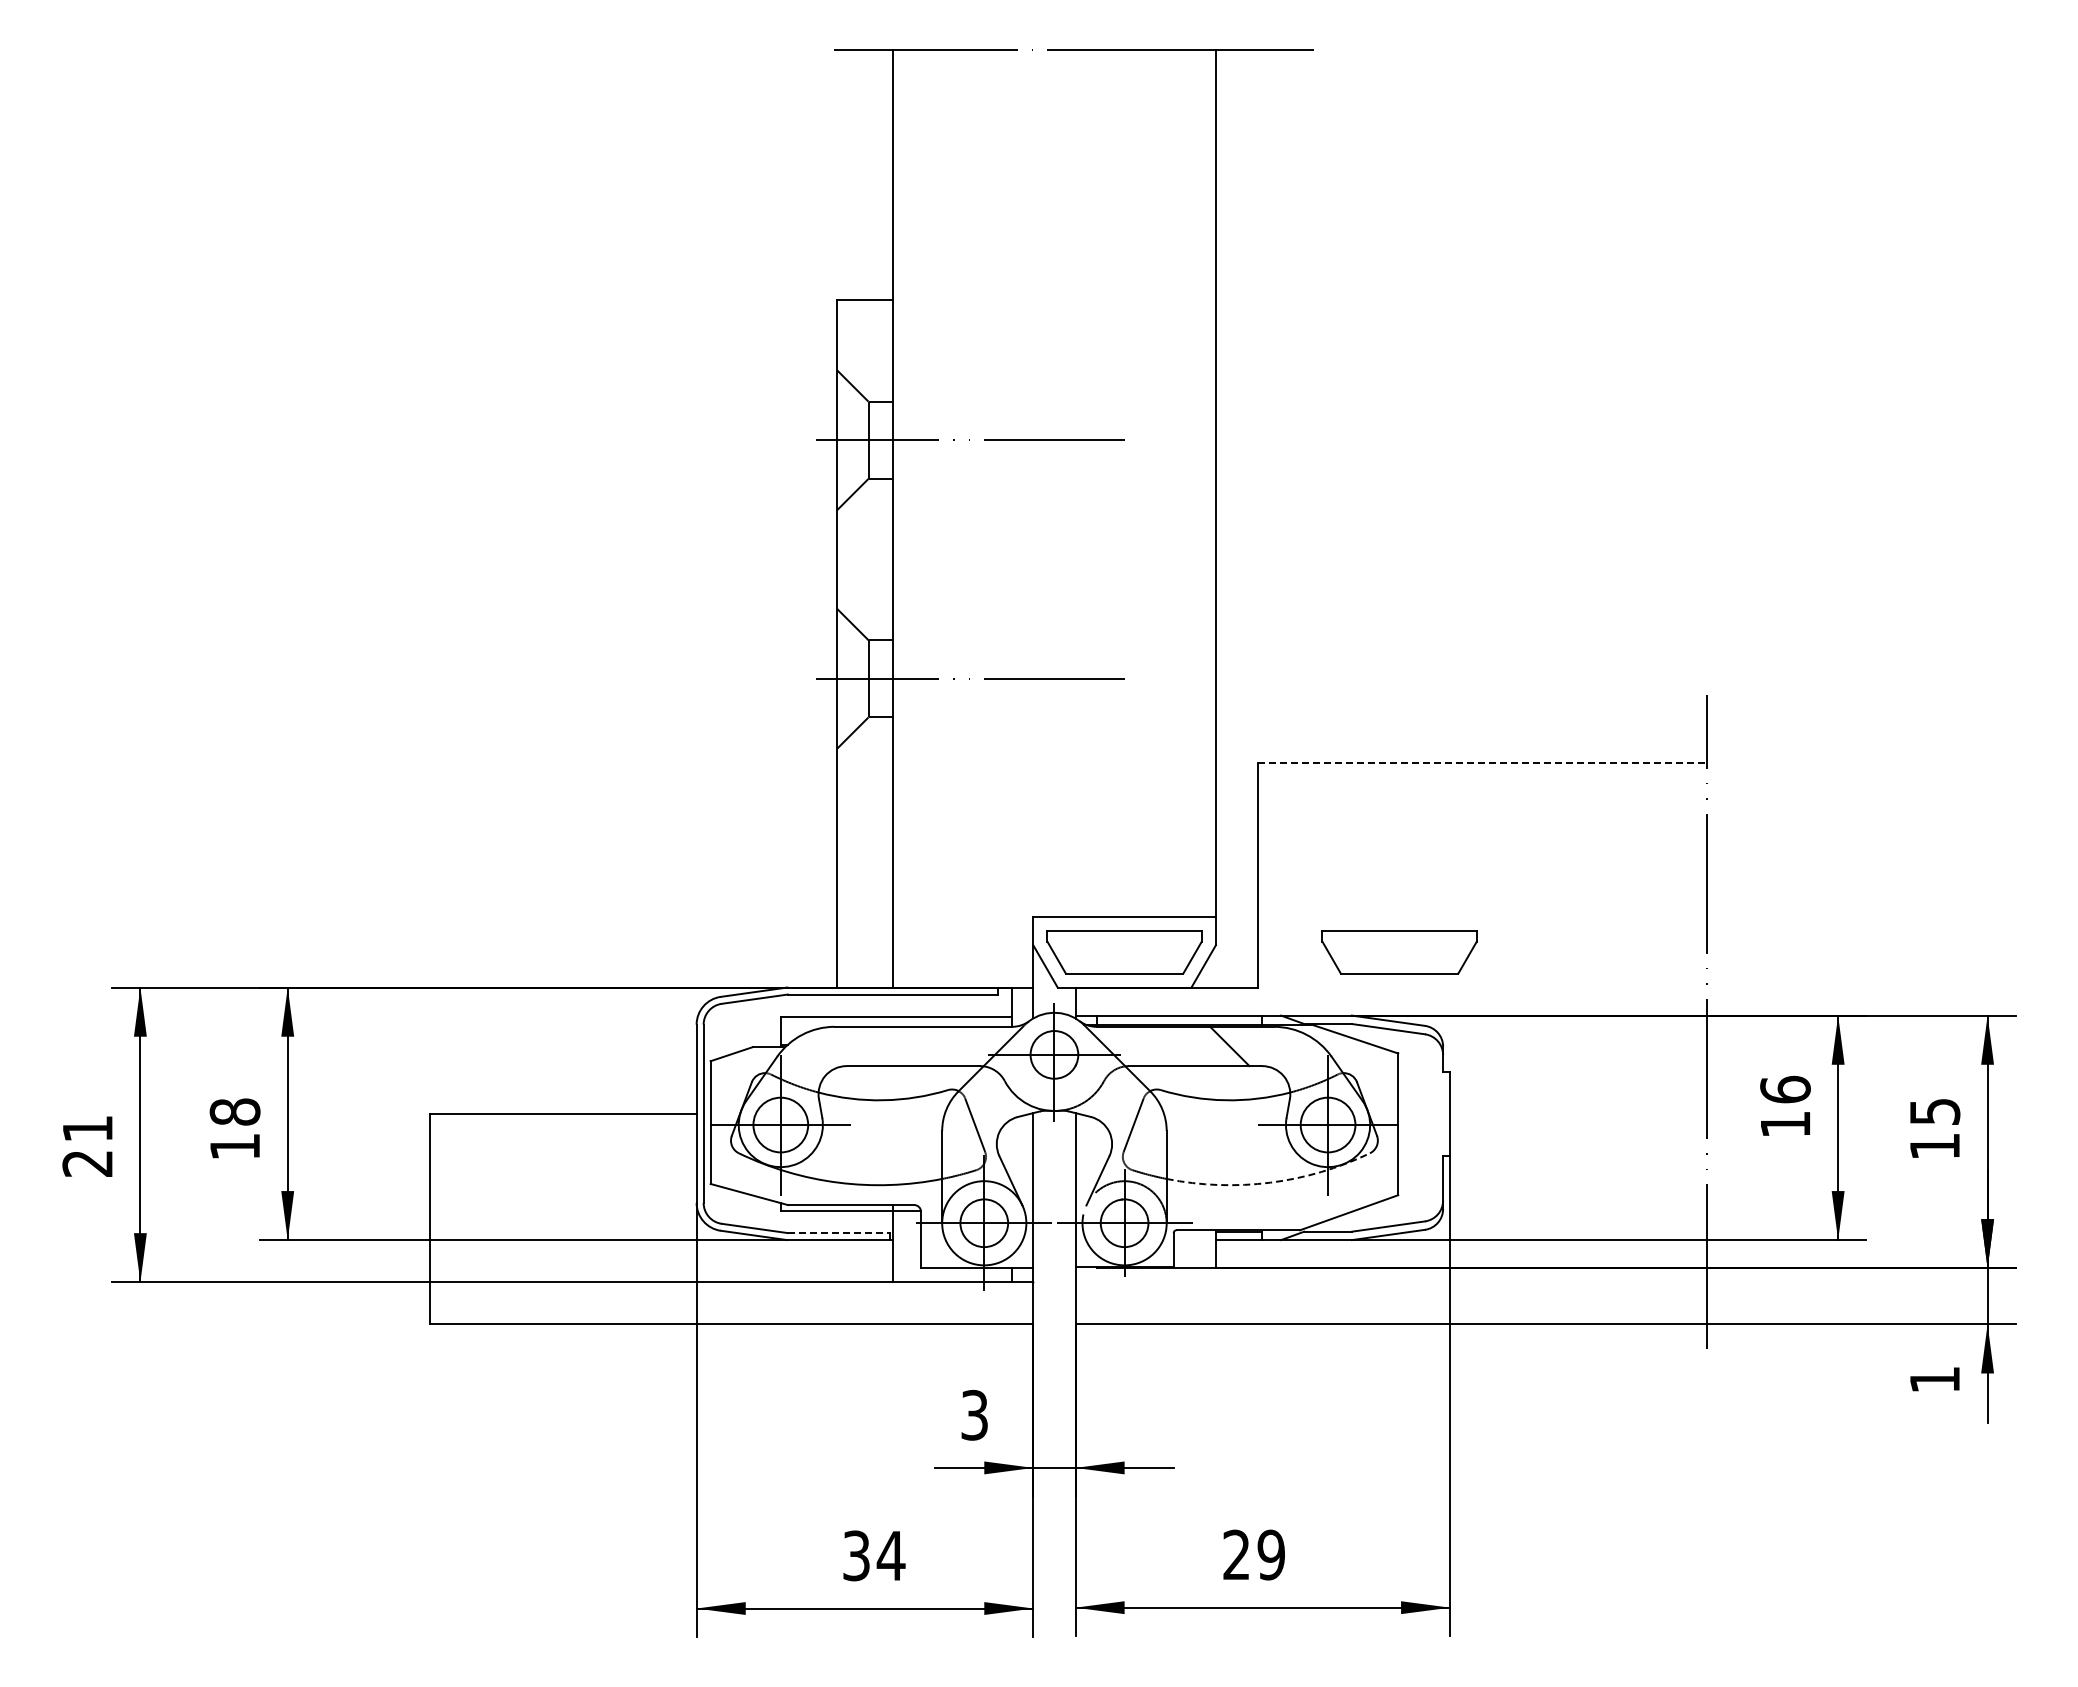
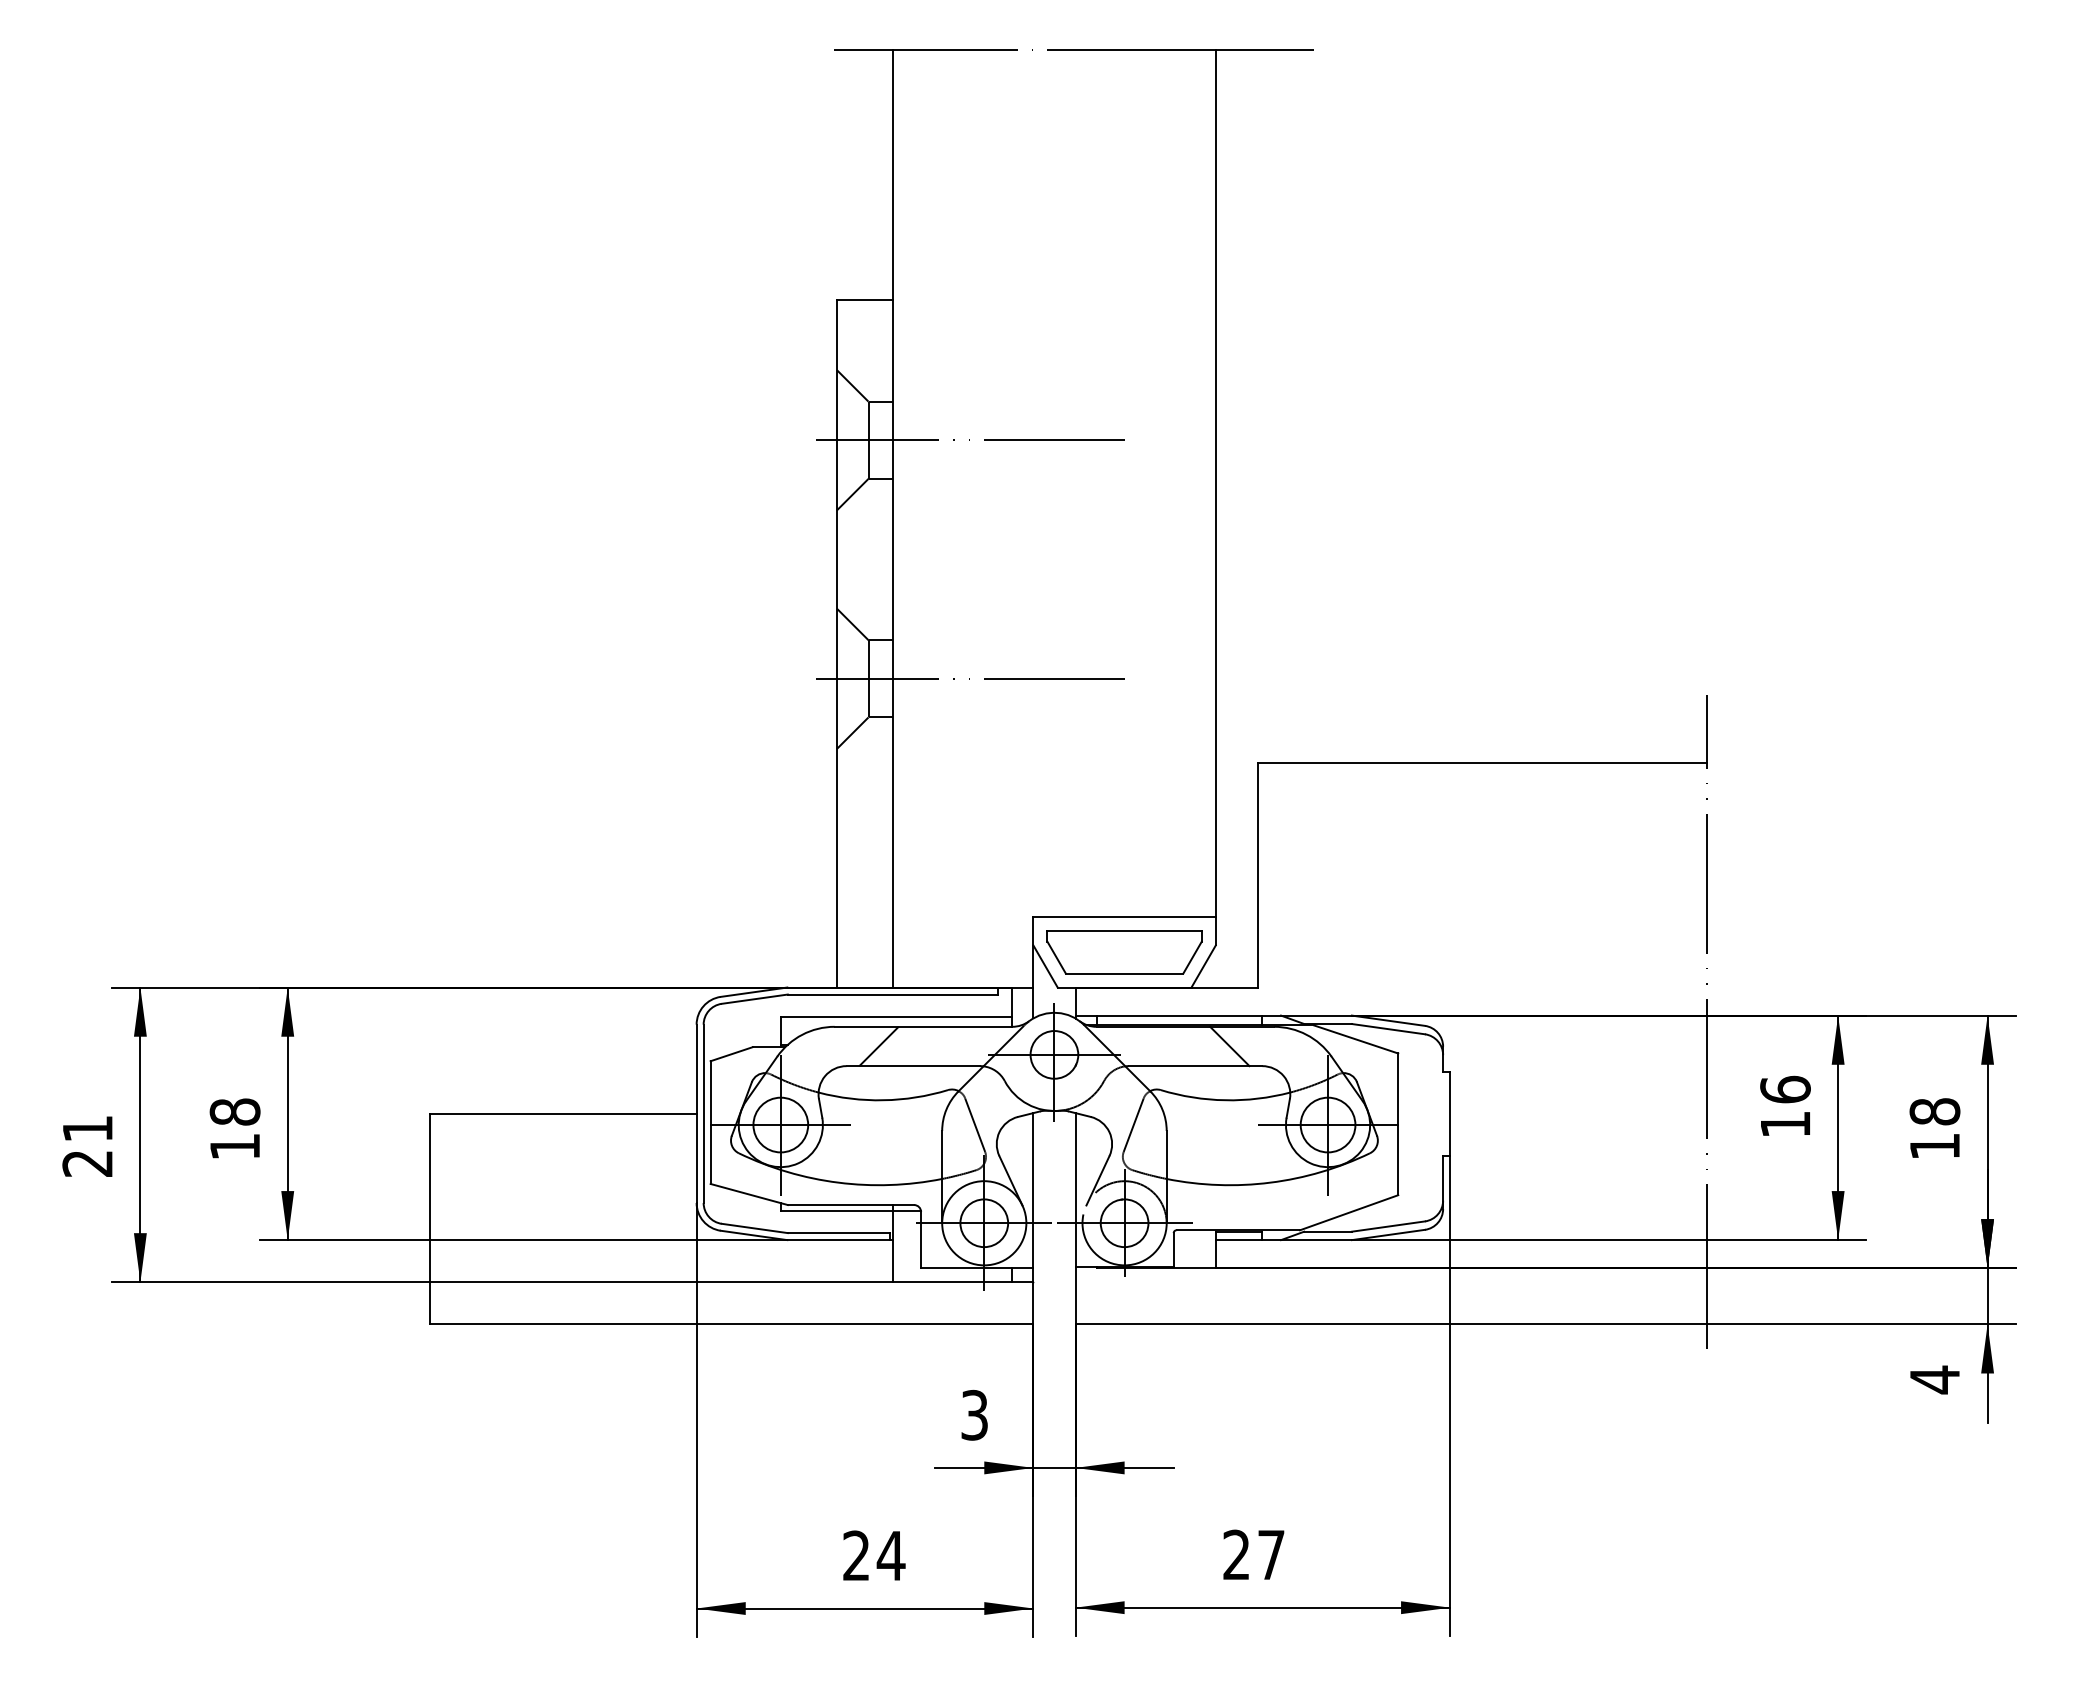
line: dashed -> solid (1482, 763)
part: present -> none (1399, 952)
line: none -> present (878, 1046)
text: 15 -> 18 (1934, 1111)
arc: dashed -> solid (1270, 1182)
line: dashed -> solid (839, 1233)
text: 1 -> 4 (1934, 1379)
text: 29 -> 27 (1270, 1554)
text: 34 -> 24 (856, 1555)
